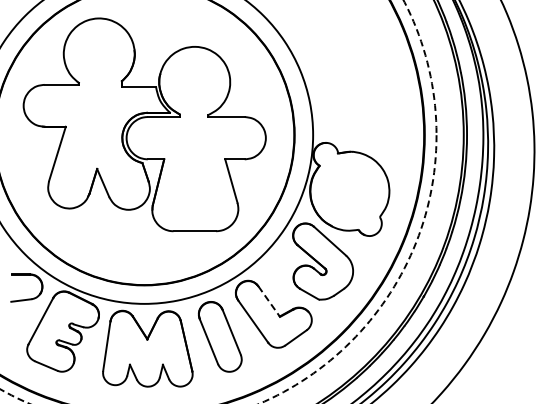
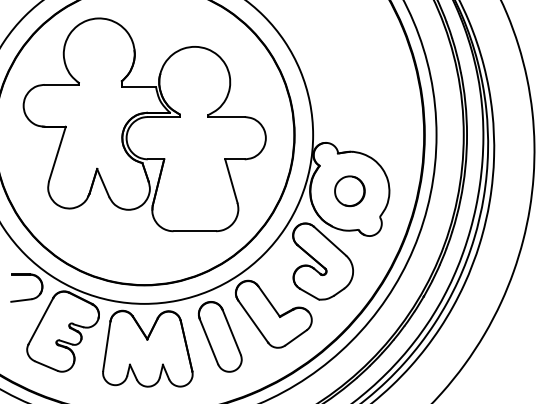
part: none -> present (349, 191)
circle: dashed -> solid (218, 201)
line: dashed -> solid (269, 301)
